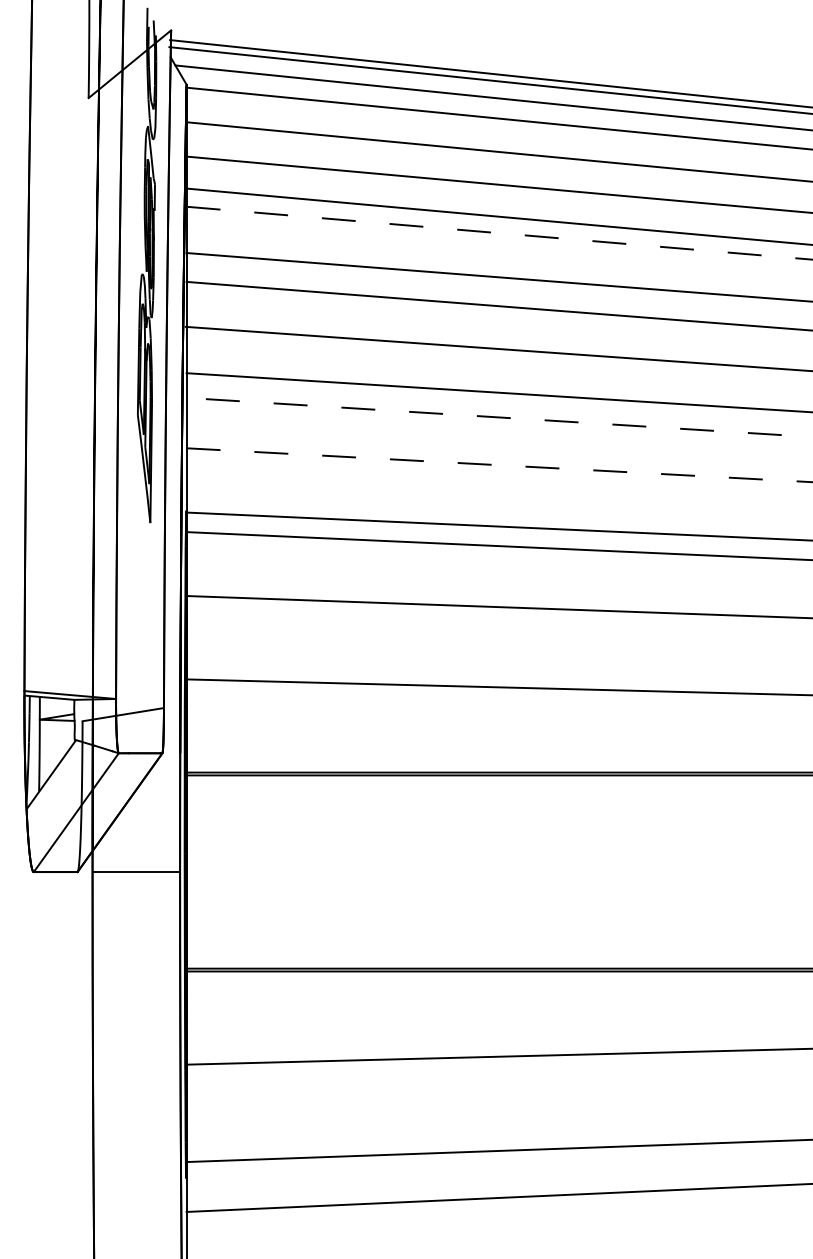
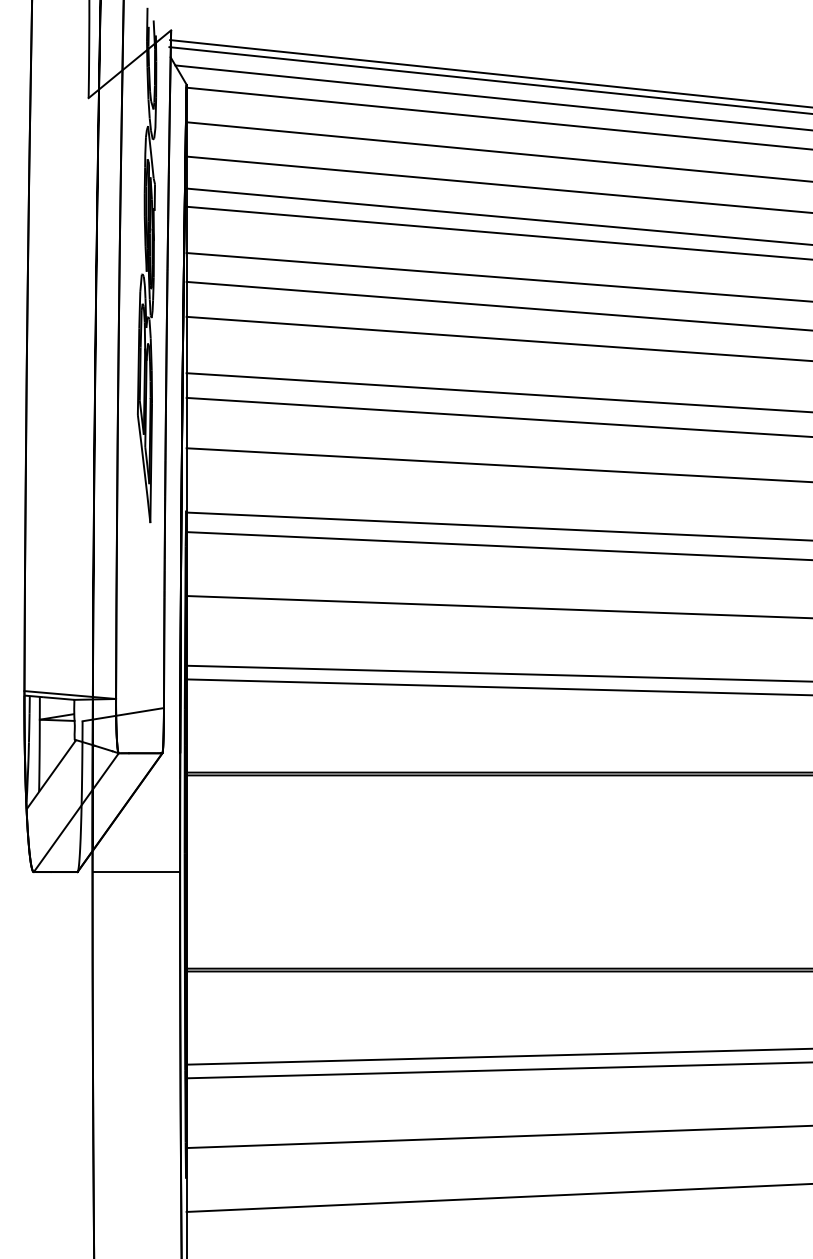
line: dashed -> solid (500, 233)
line position: (497, 348) -> (497, 338) (497, 338)
line: dashed -> solid (499, 417)
line: dashed -> solid (500, 465)
line: none -> present (497, 673)
line: none -> present (497, 1070)
line position: (497, 1150) -> (497, 1136) (497, 1136)
